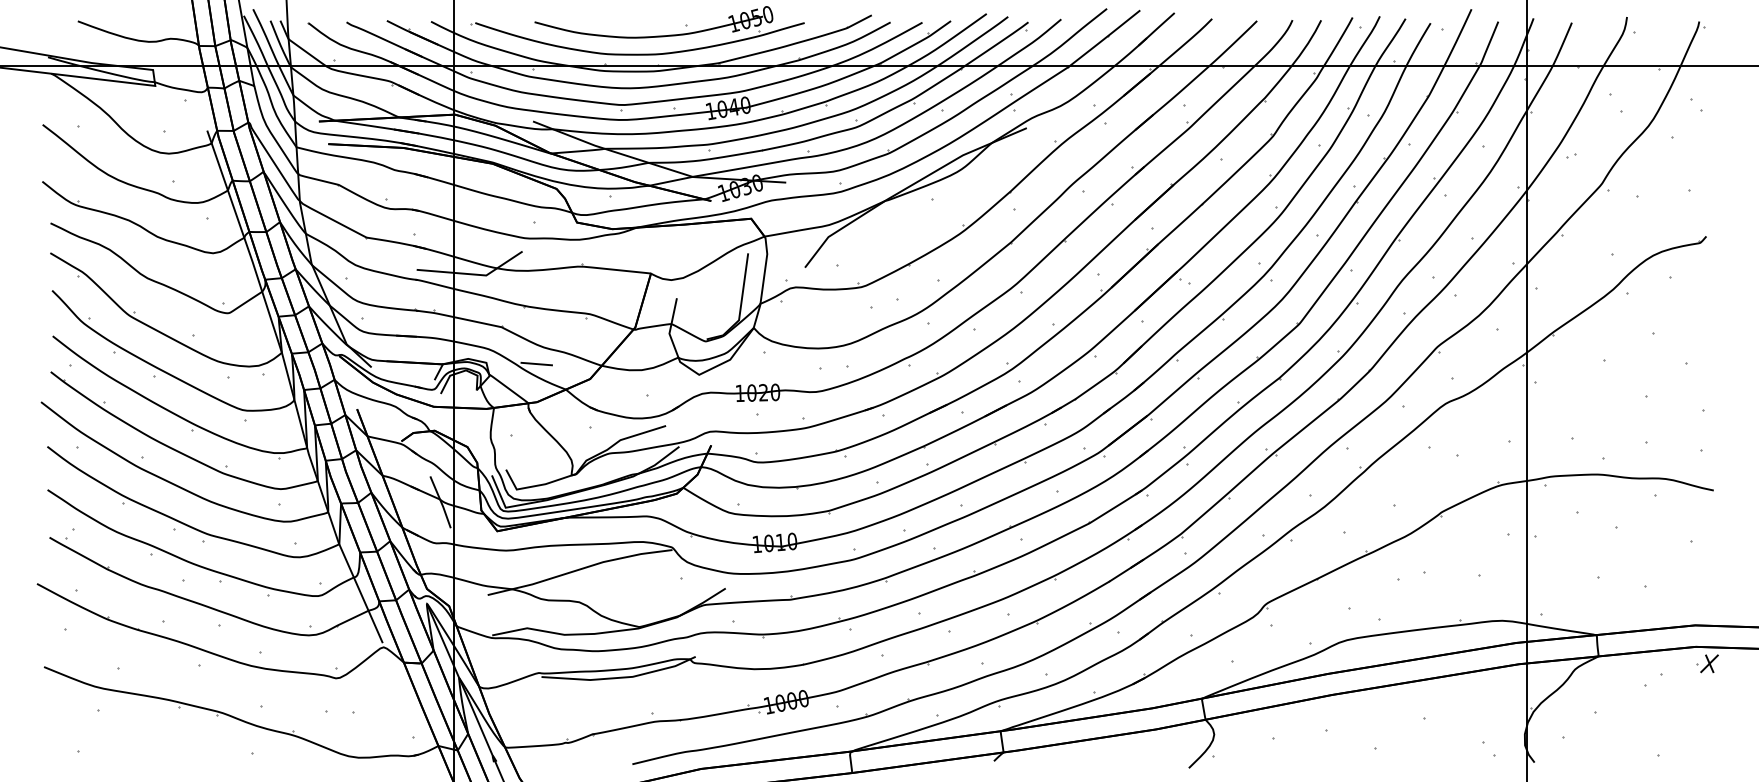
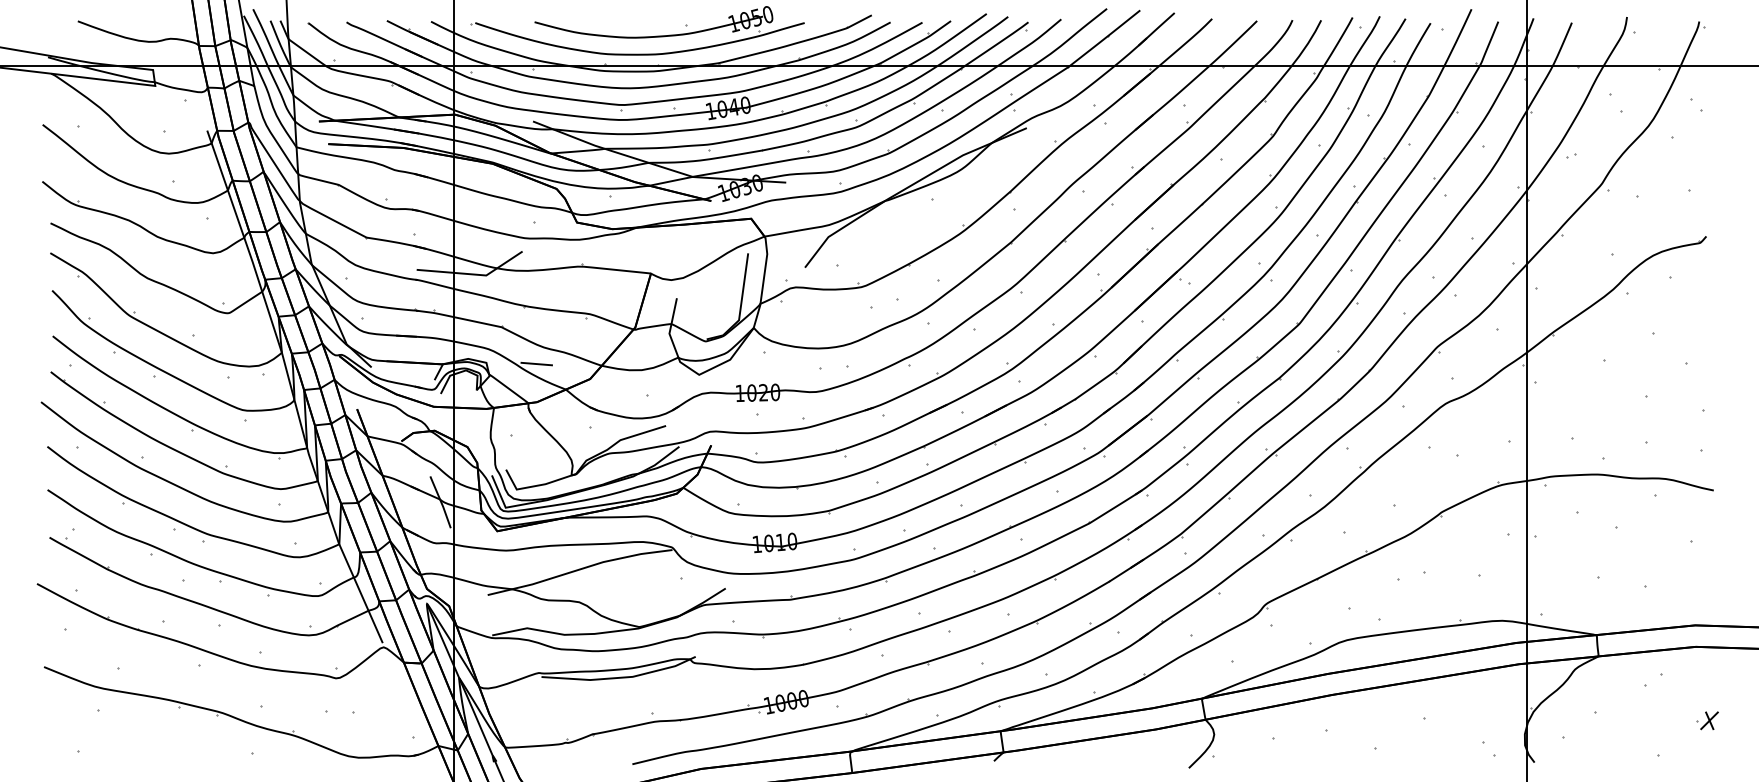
part position: (1707, 663) -> (1707, 720) (1707, 720)
